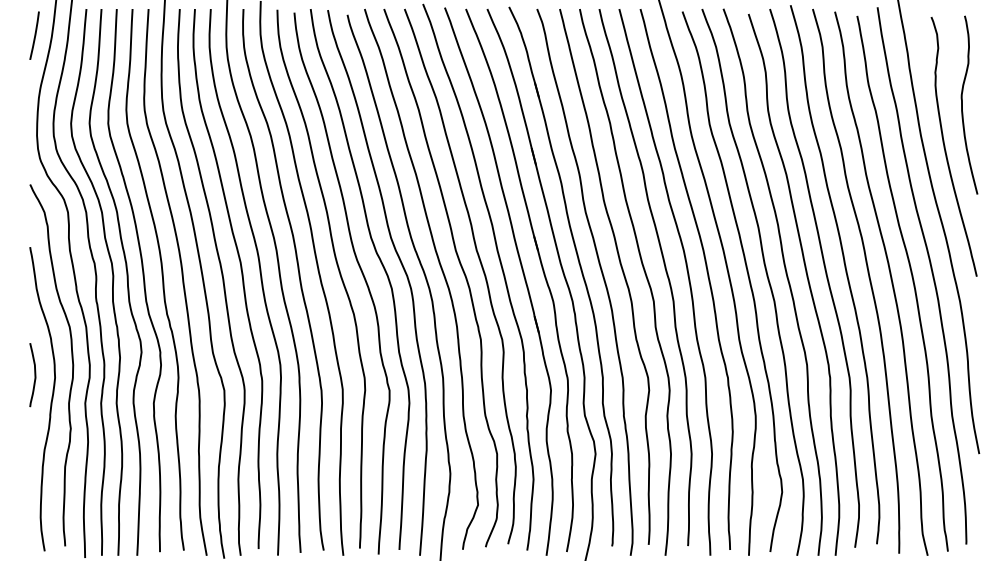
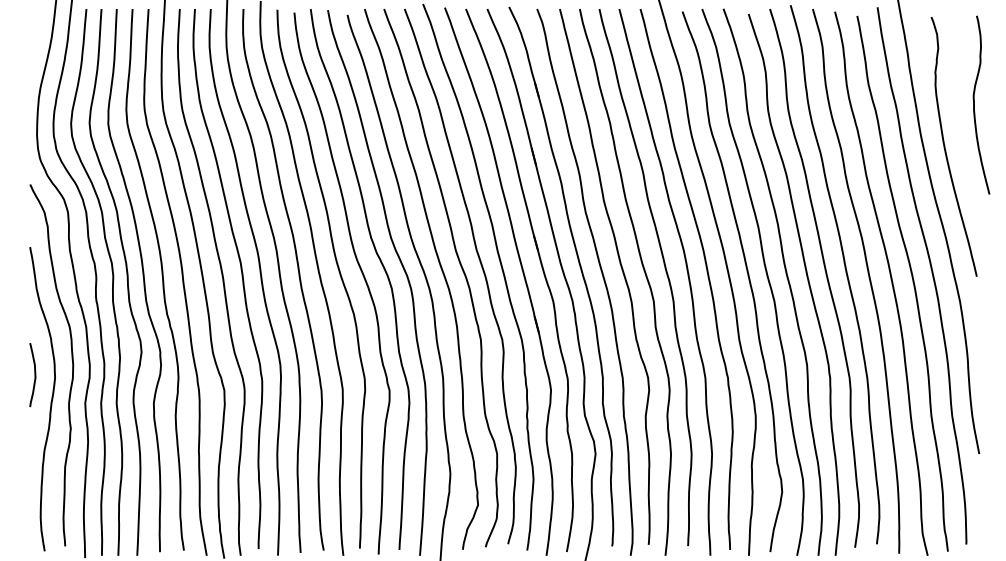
line: present -> none (34, 35)
curve position: (962, 104) -> (974, 104) (974, 104)
